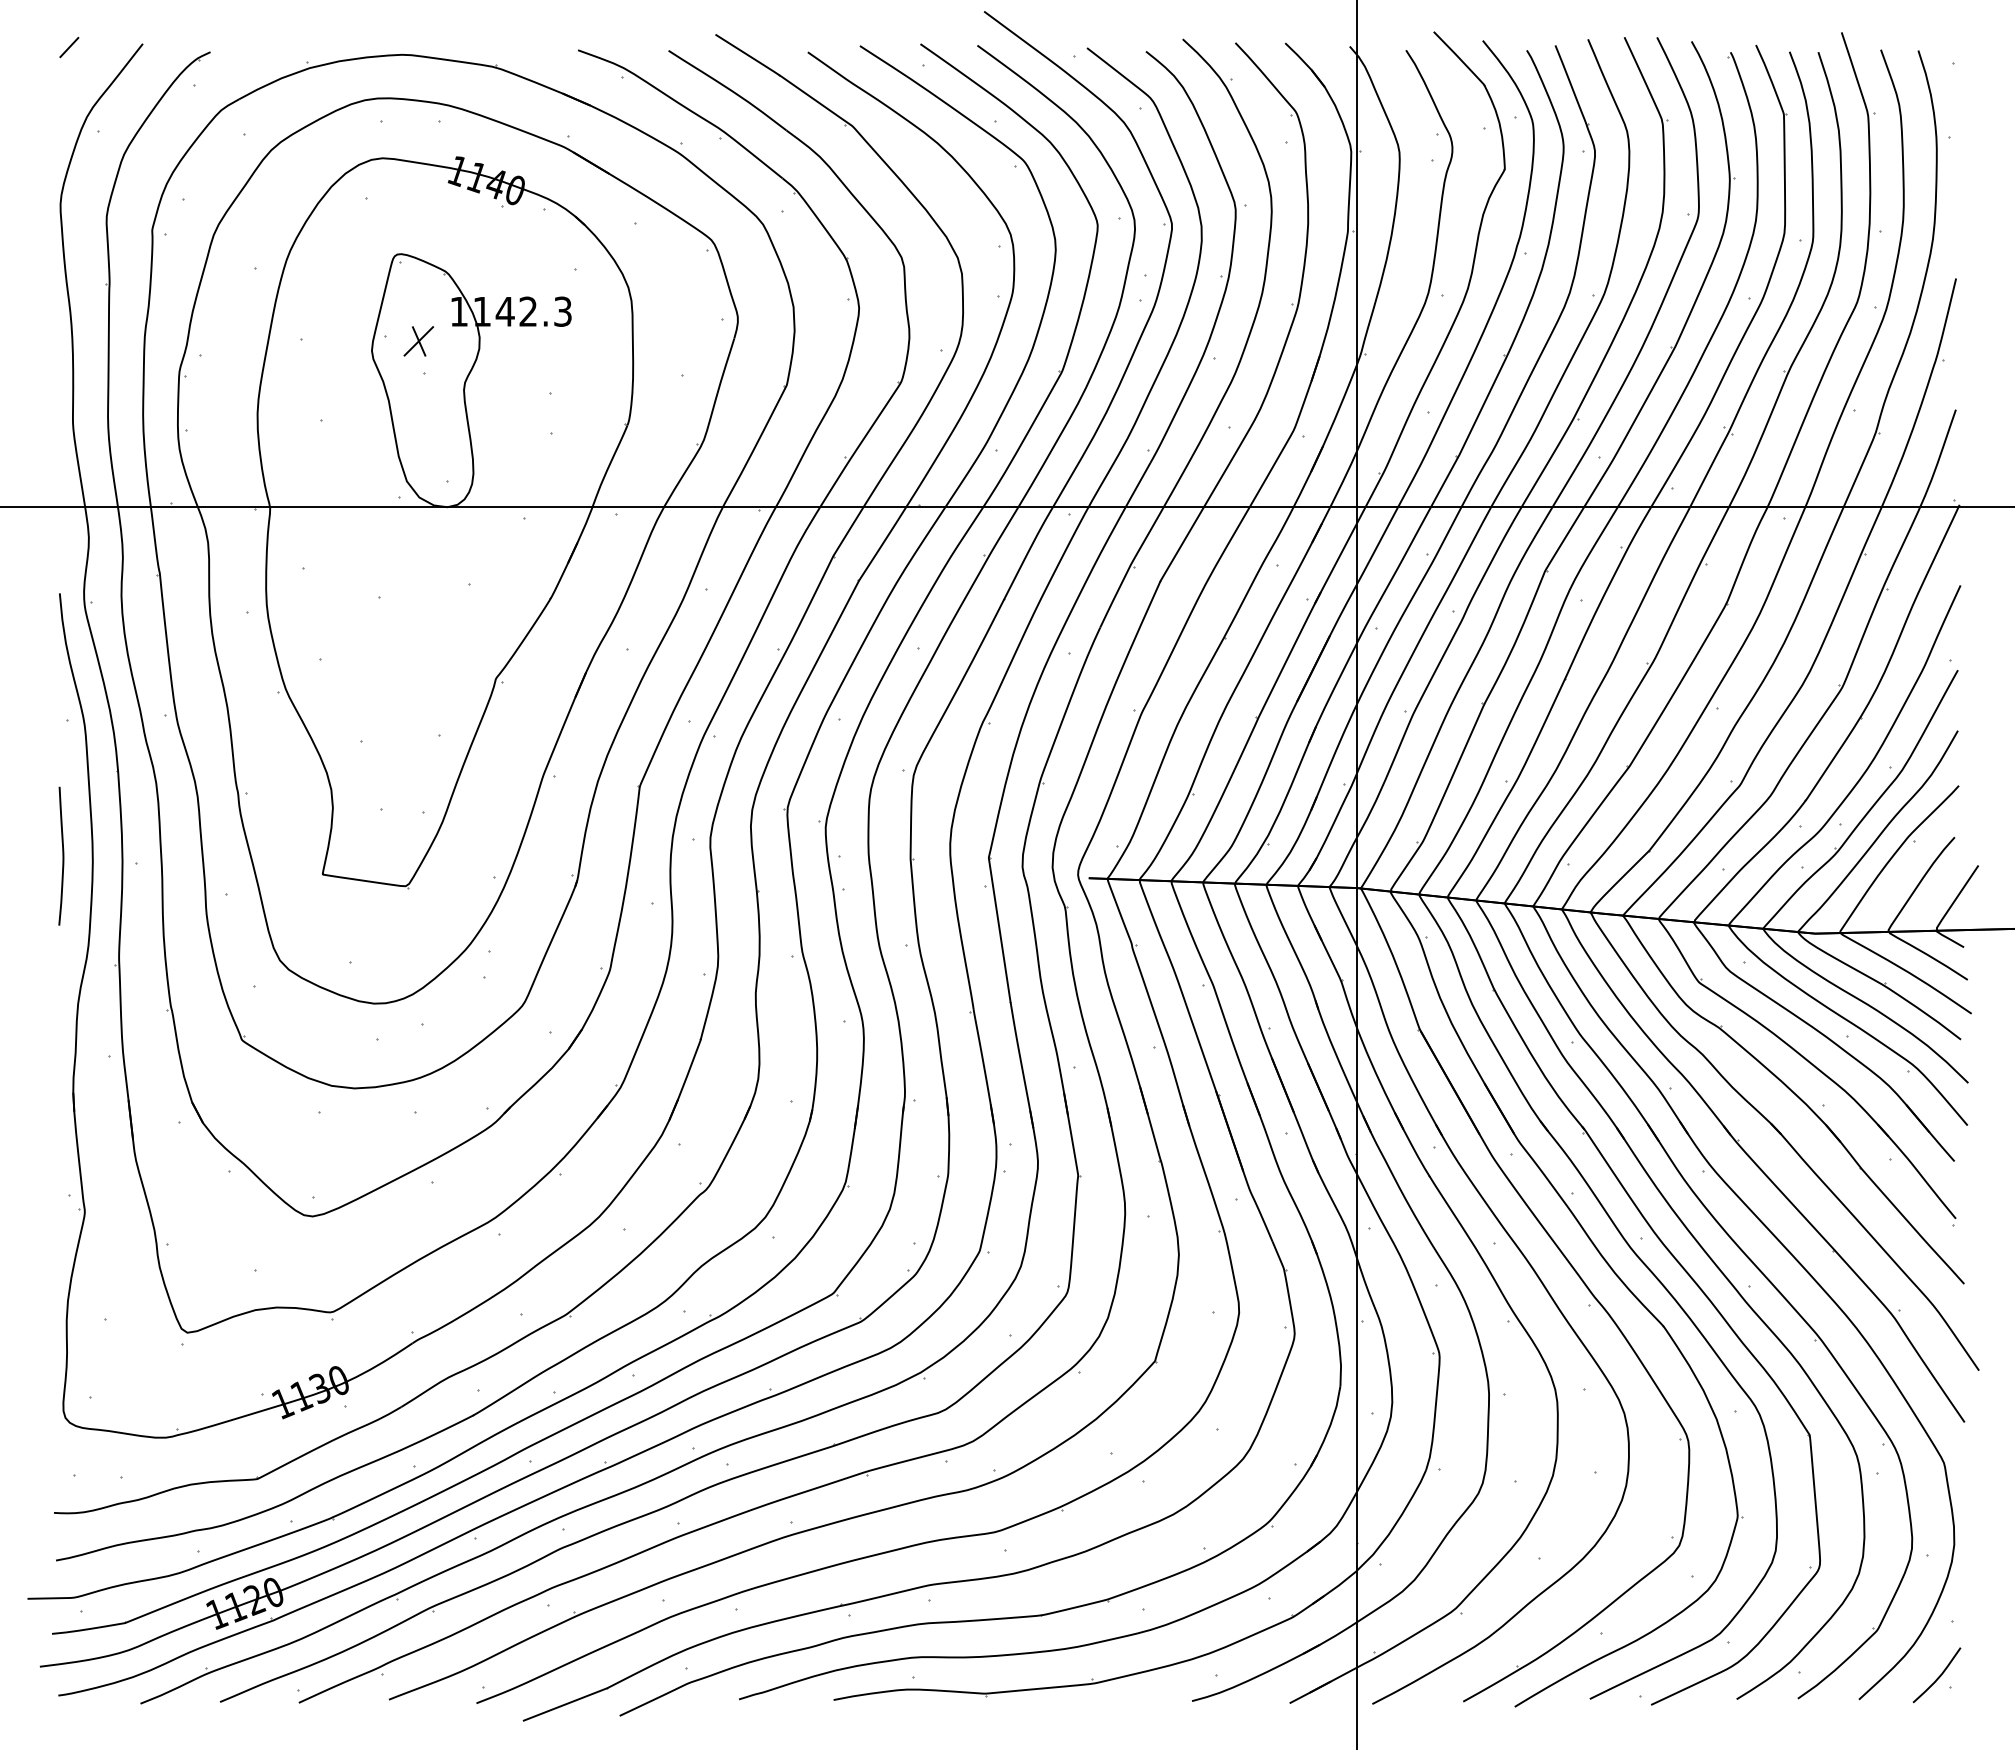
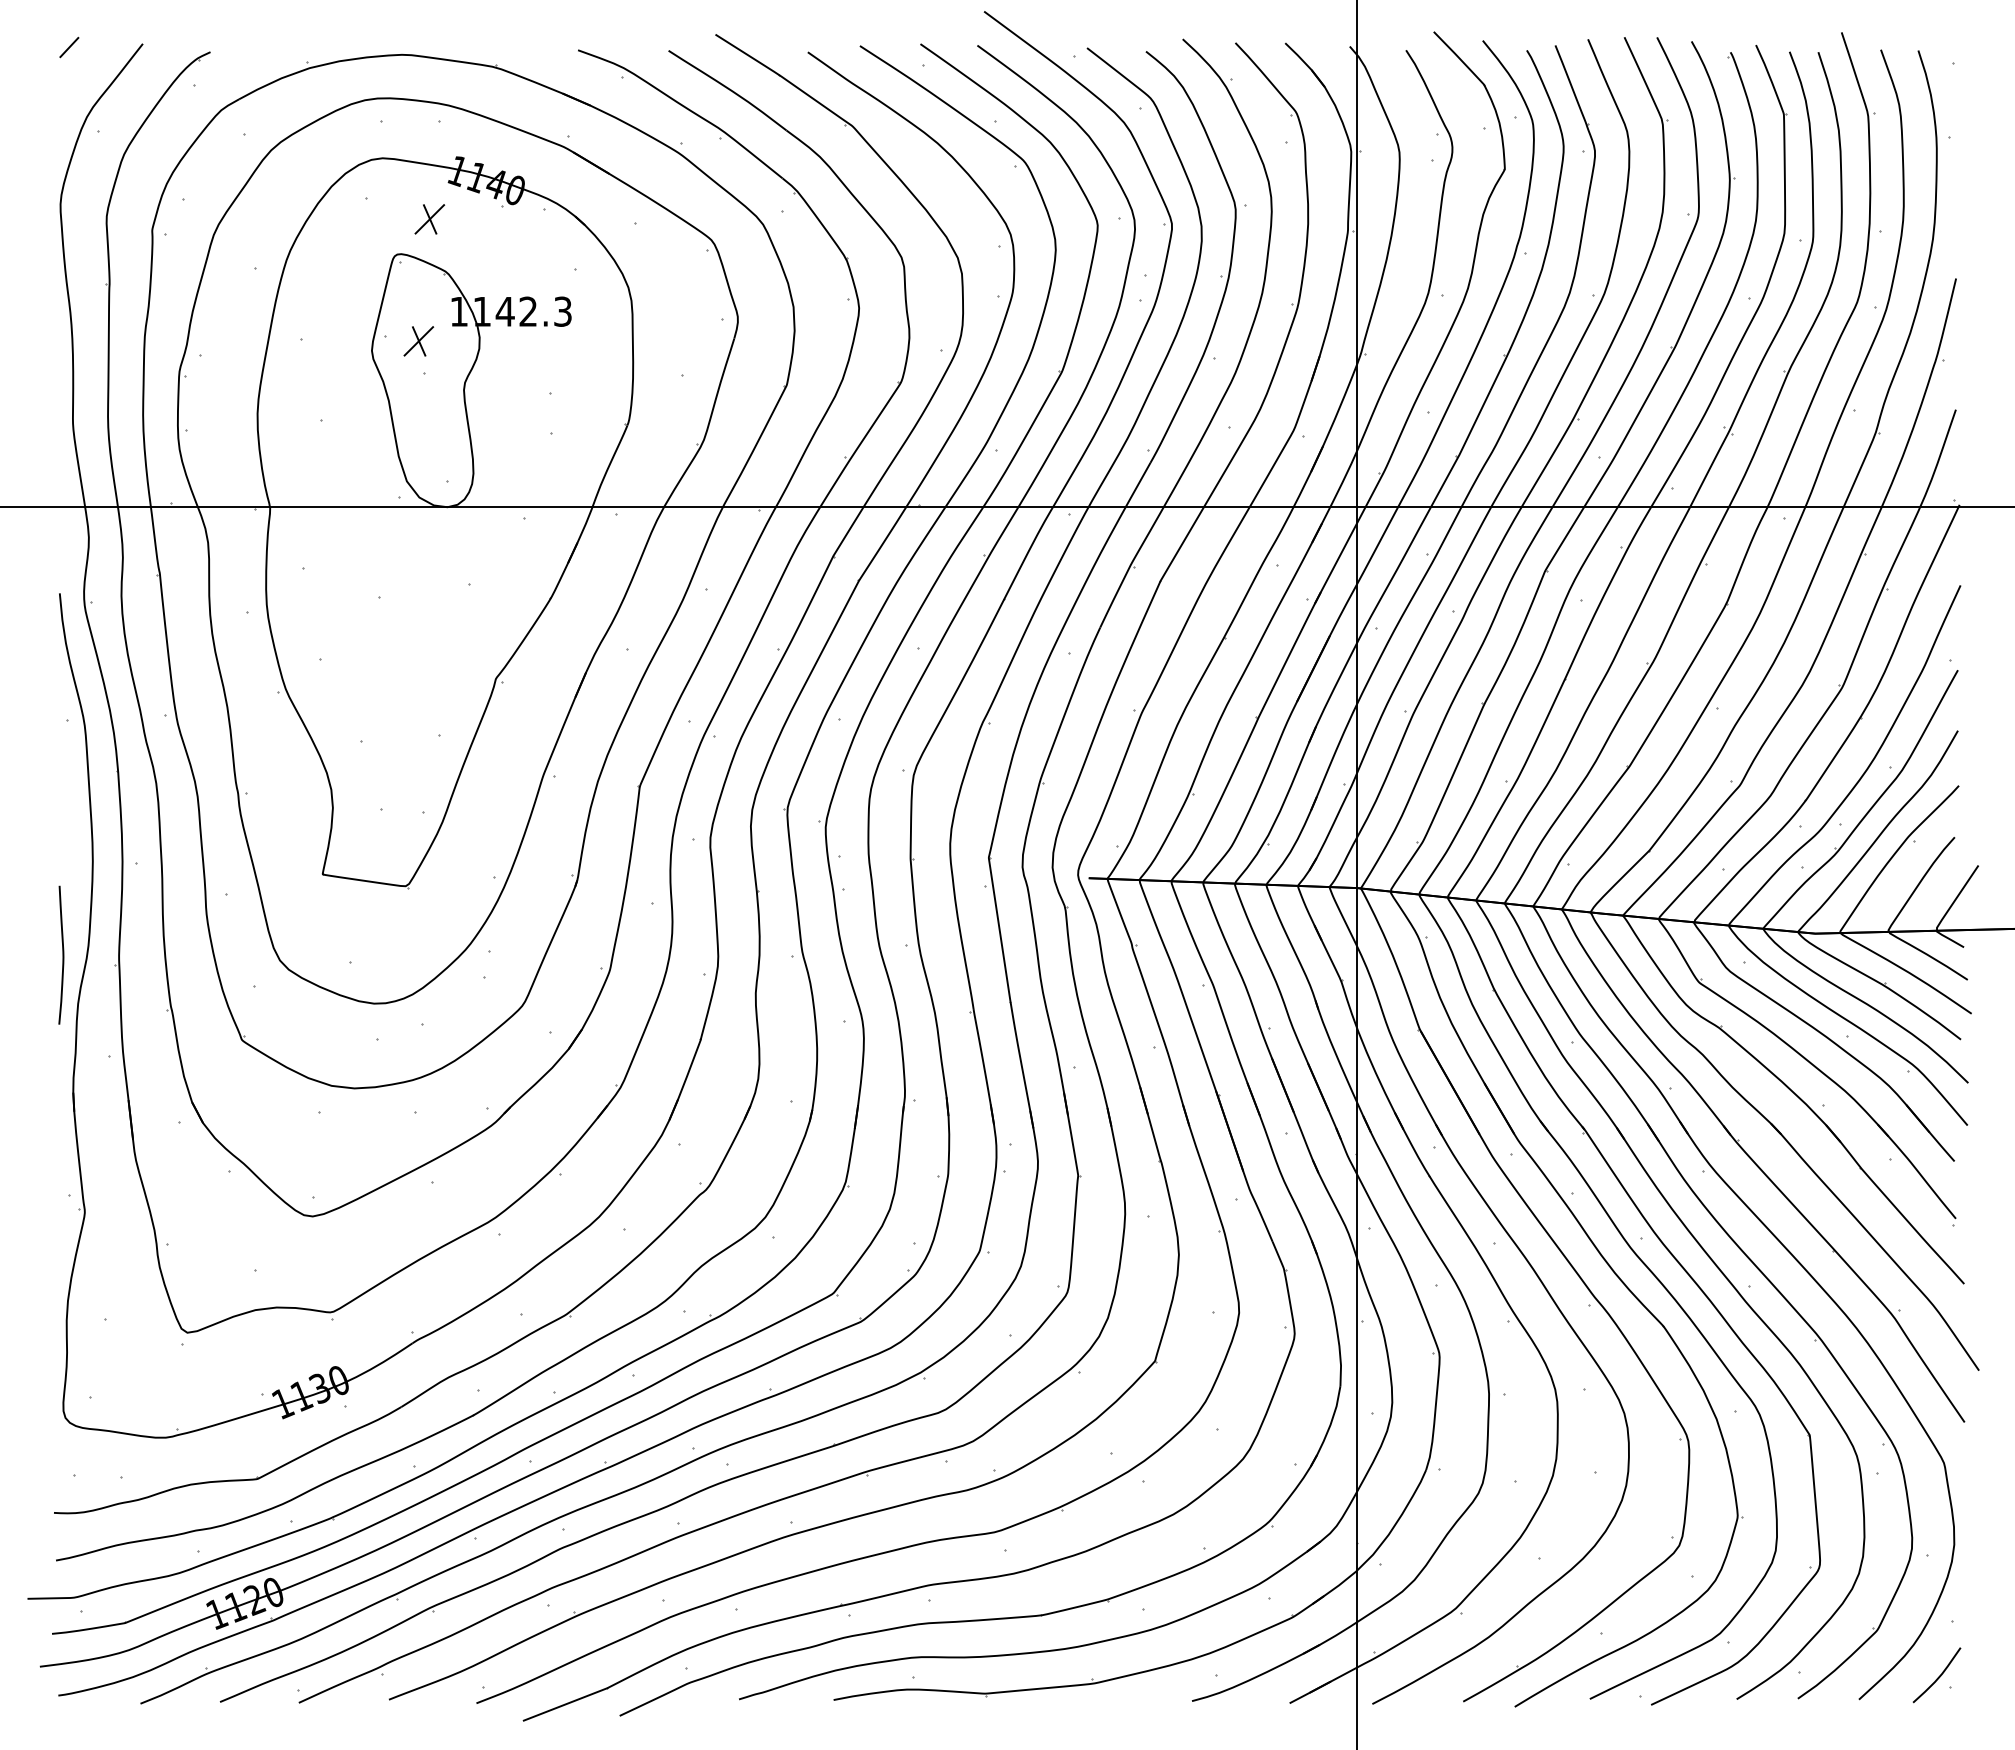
part: none -> present (429, 219)
curve position: (62, 855) -> (62, 954) (62, 954)
